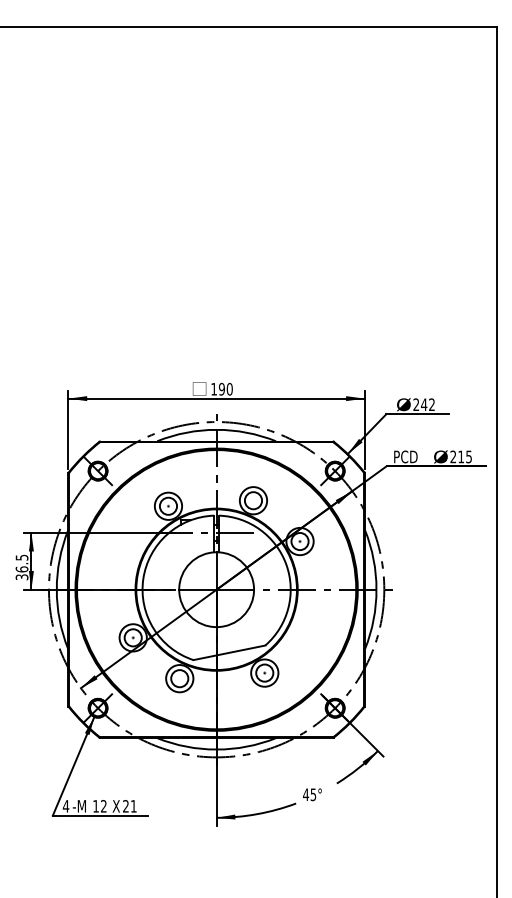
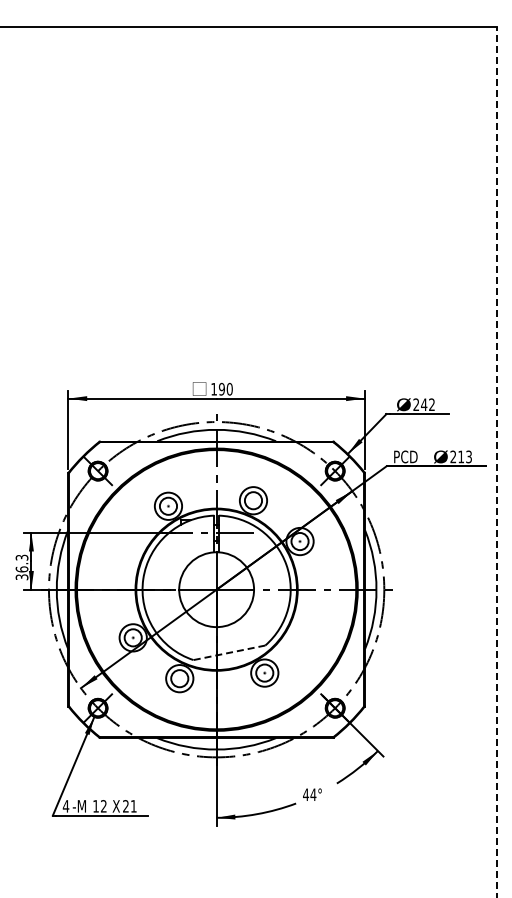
text: 215 -> 213 (468, 455)
line: solid -> dashed (496, 461)
text: 36.5 -> 36.3 (21, 557)
line: solid -> dashed (229, 652)
text: 45° -> 44° (313, 794)
